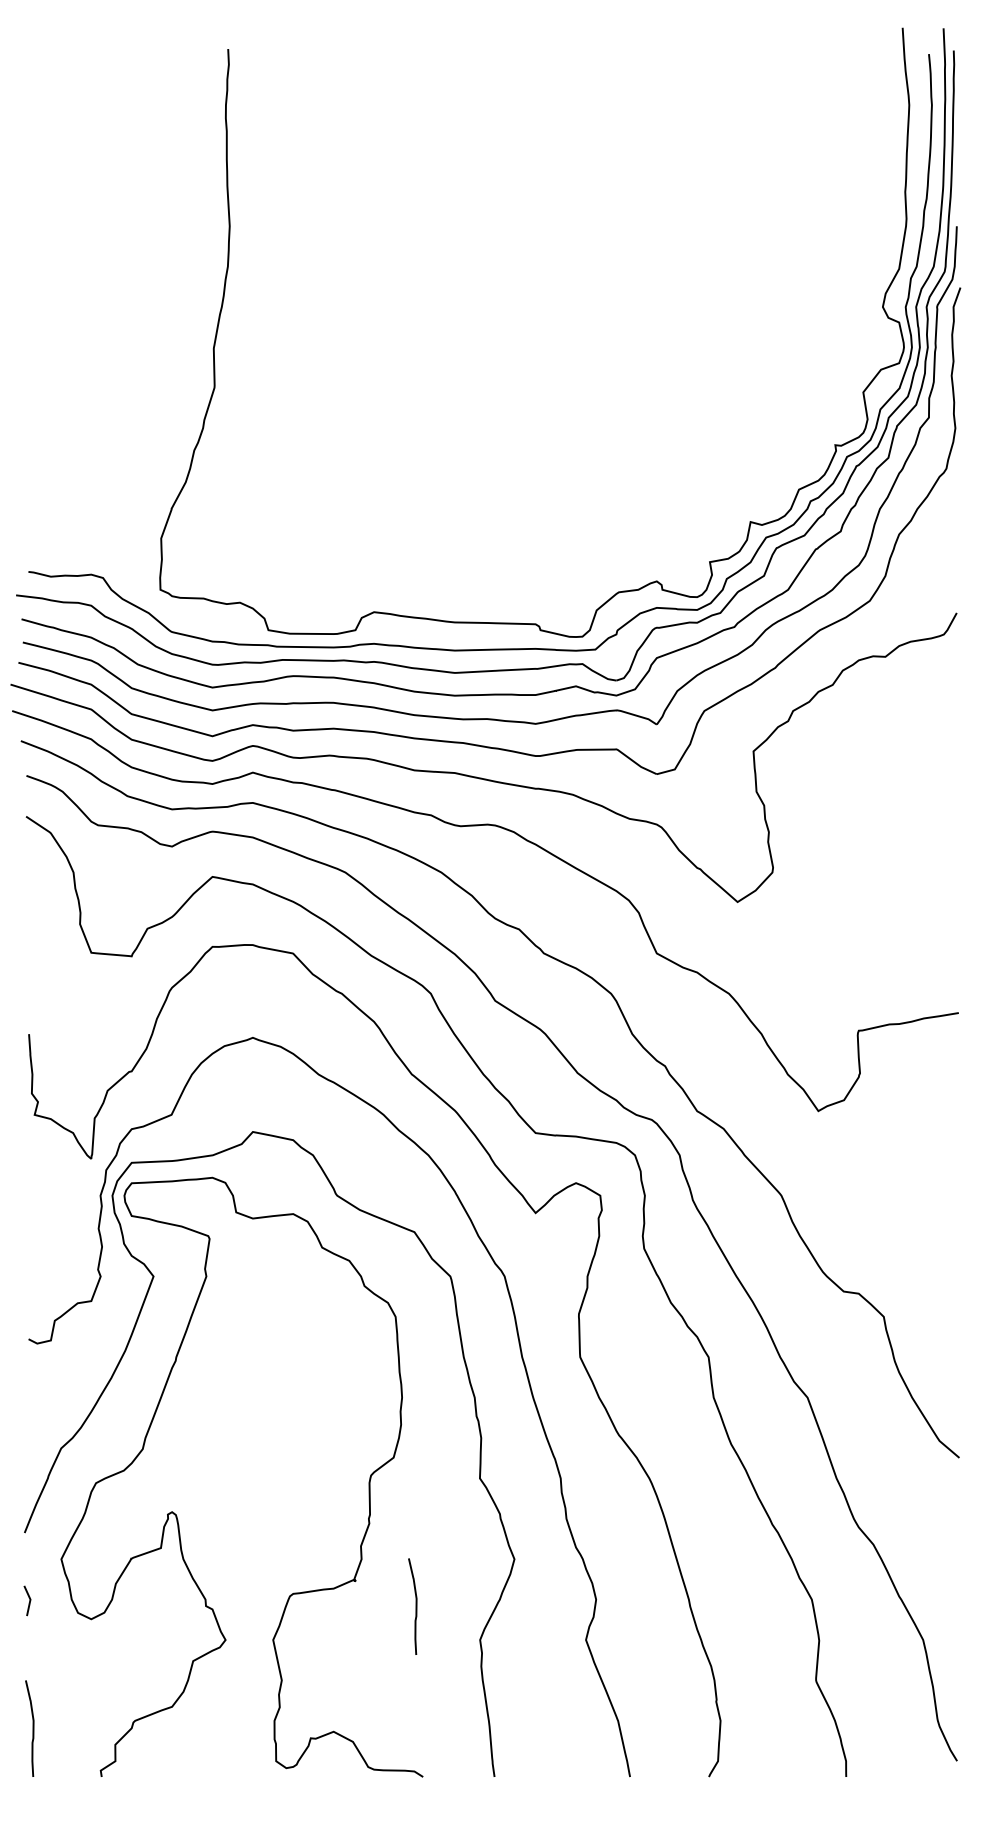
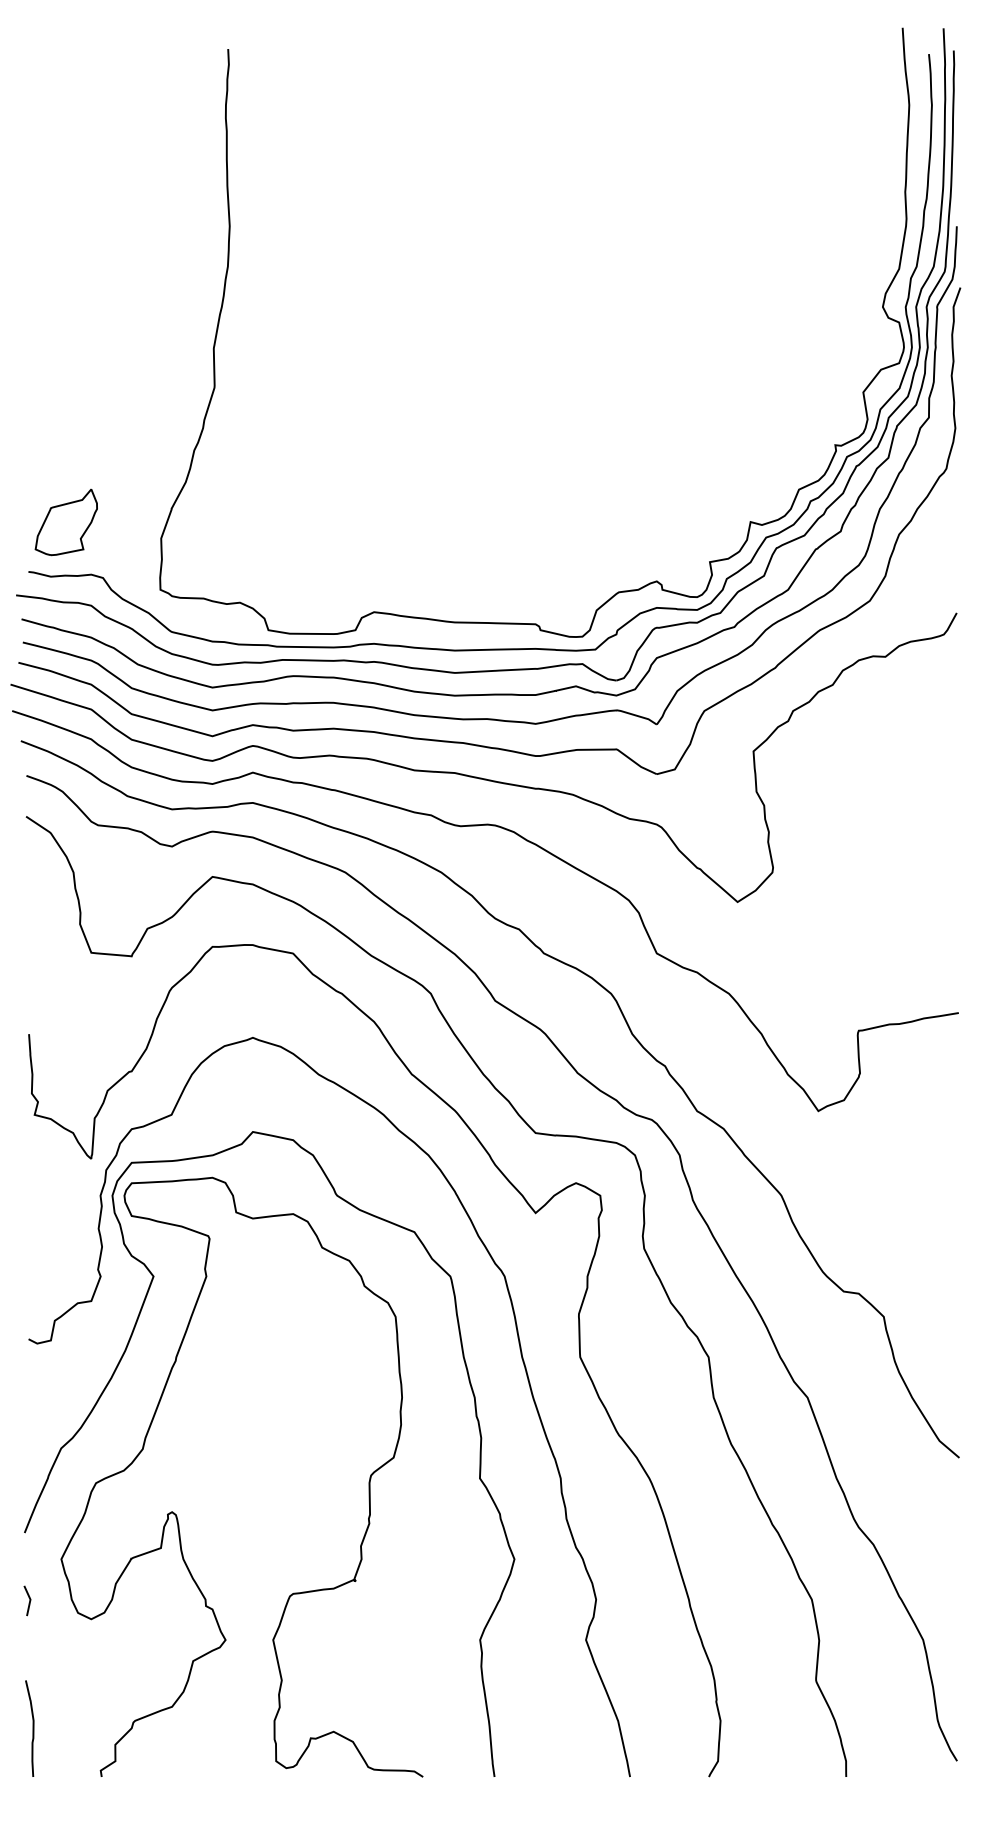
part: none -> present (65, 522)
curve: present -> none (415, 1606)
